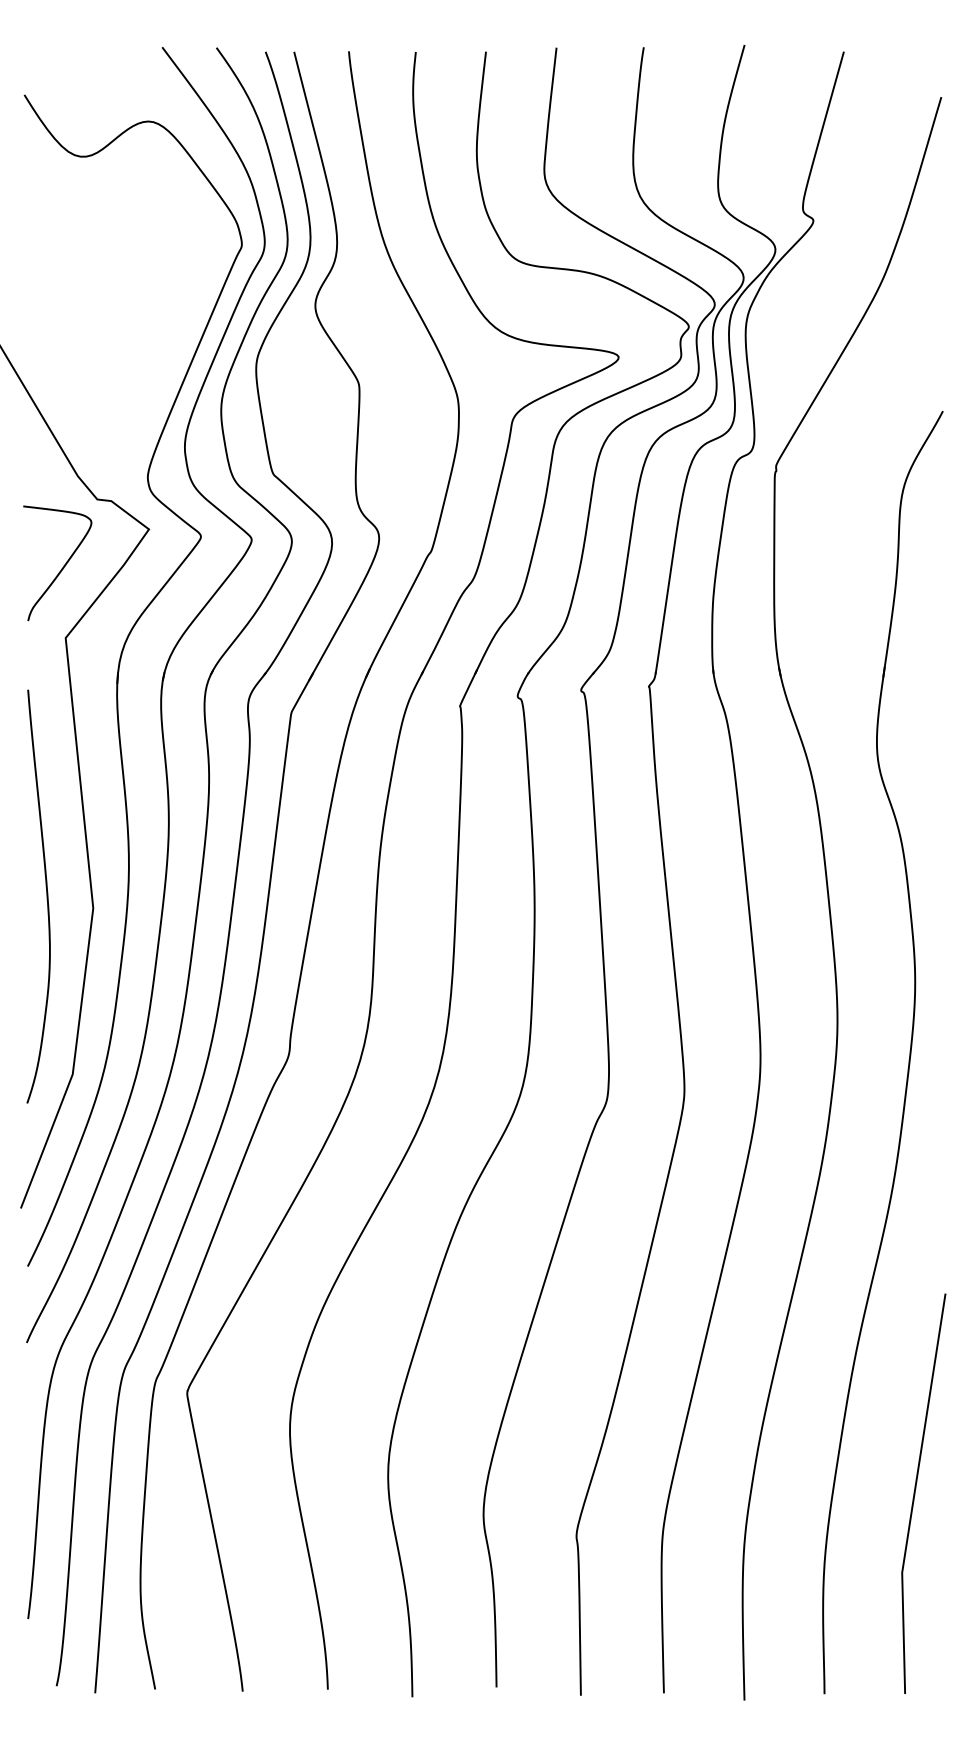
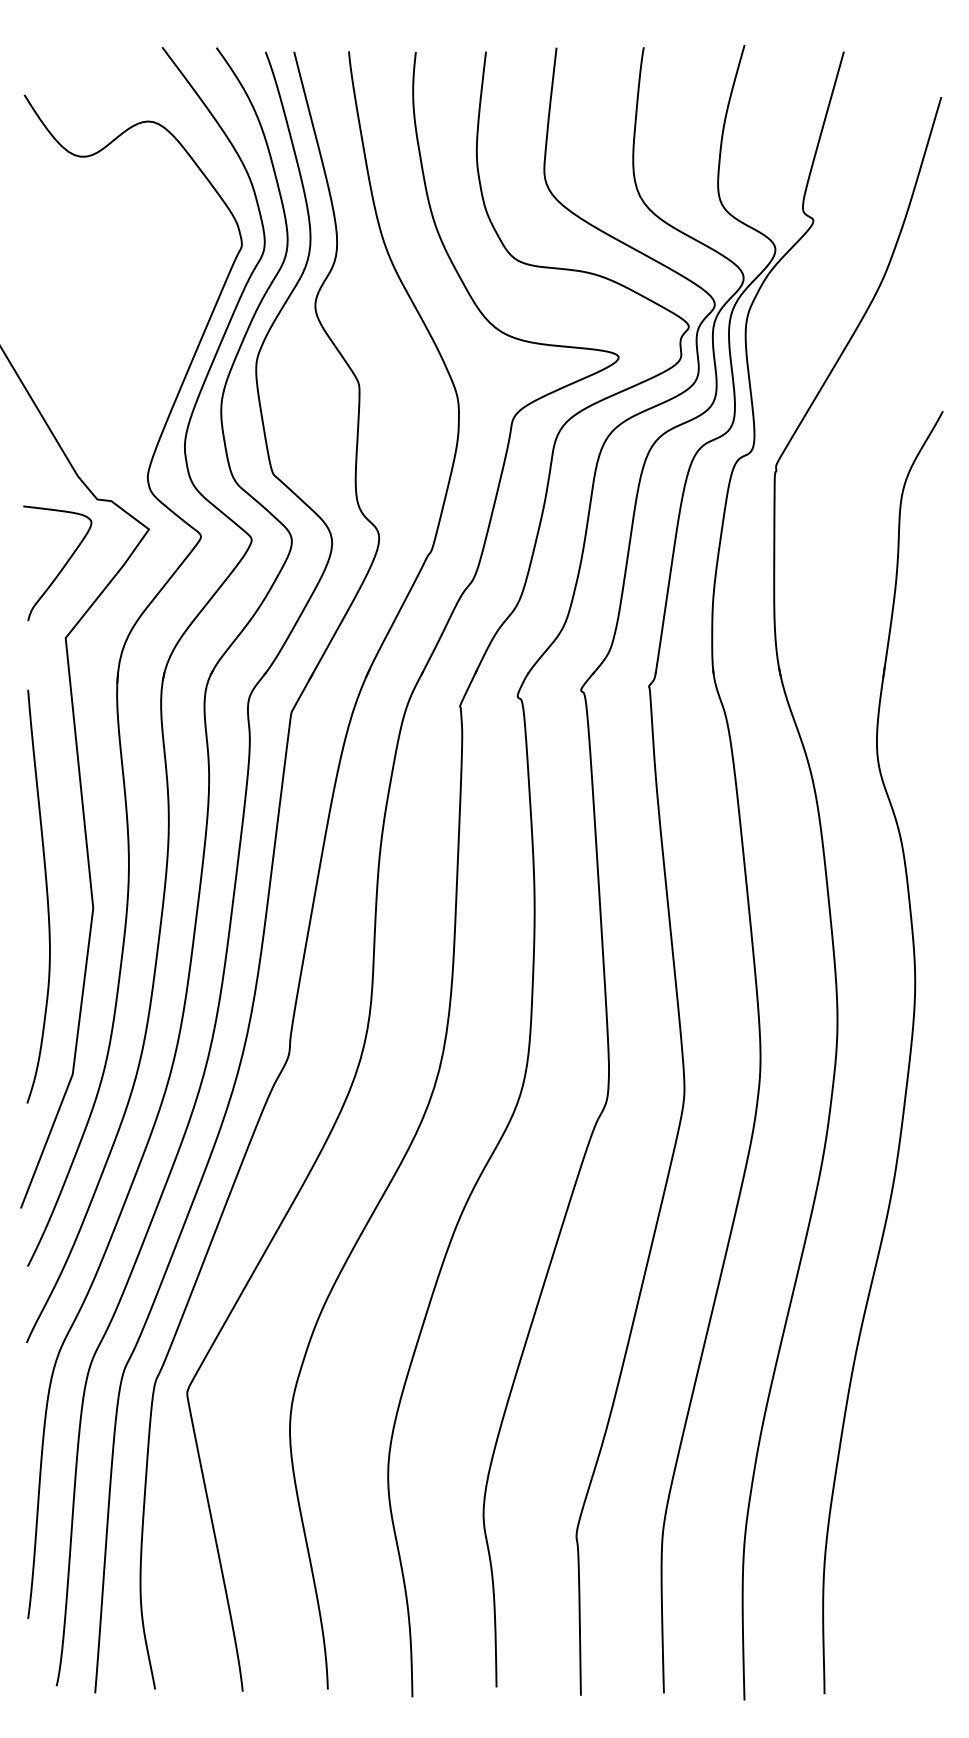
line: present -> none (915, 1493)
